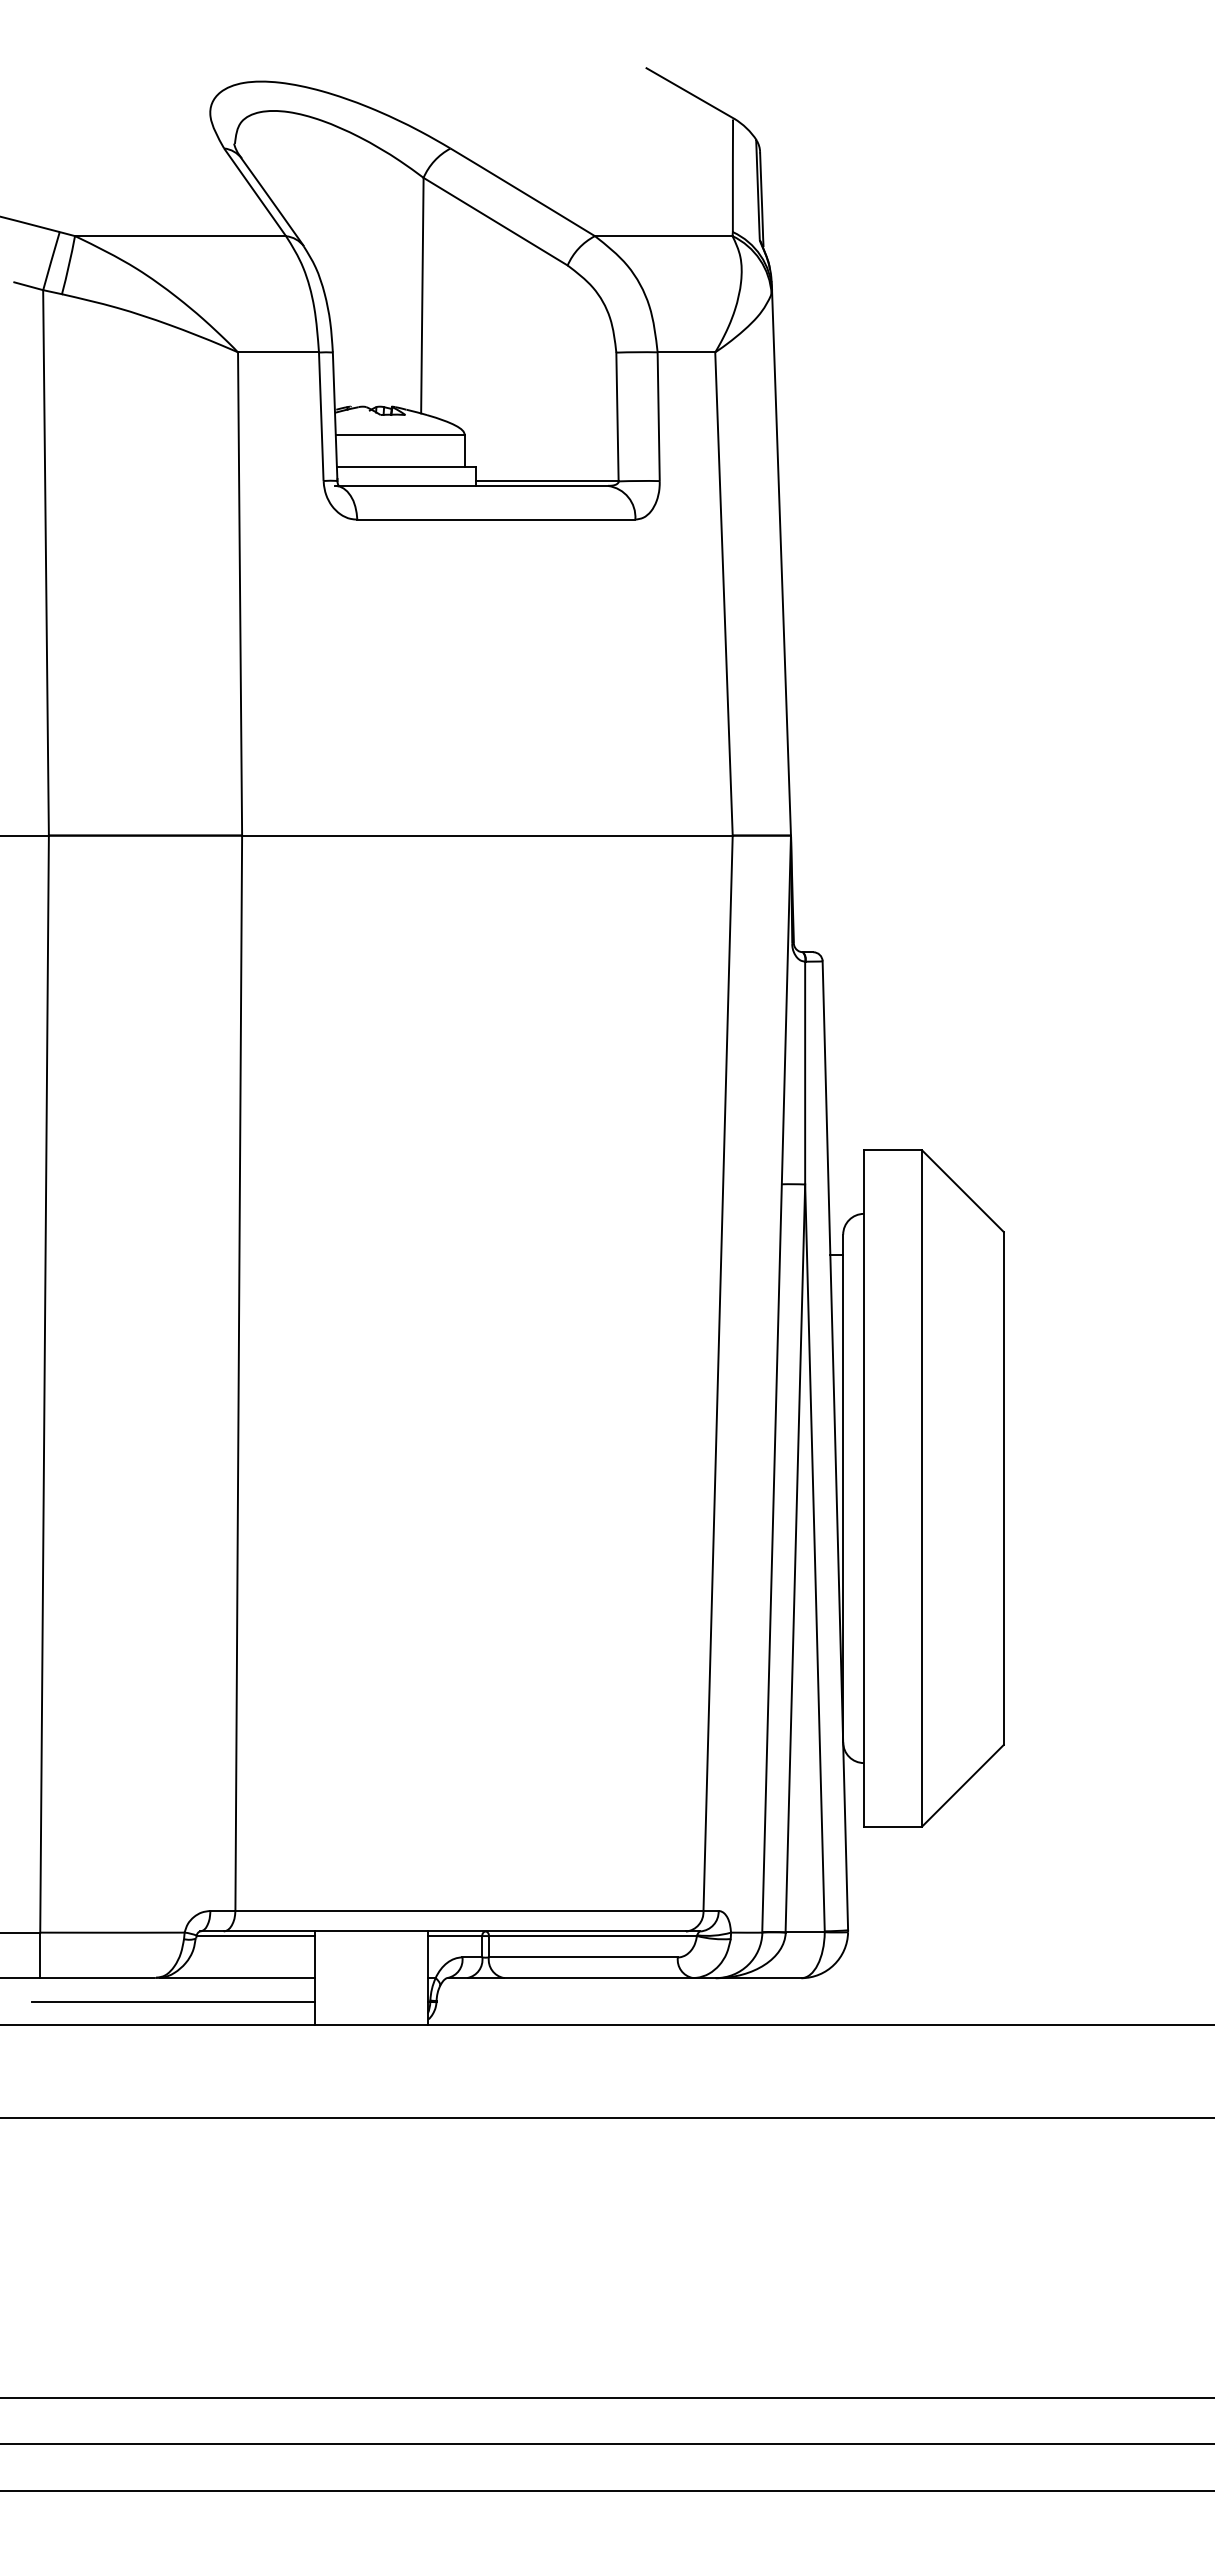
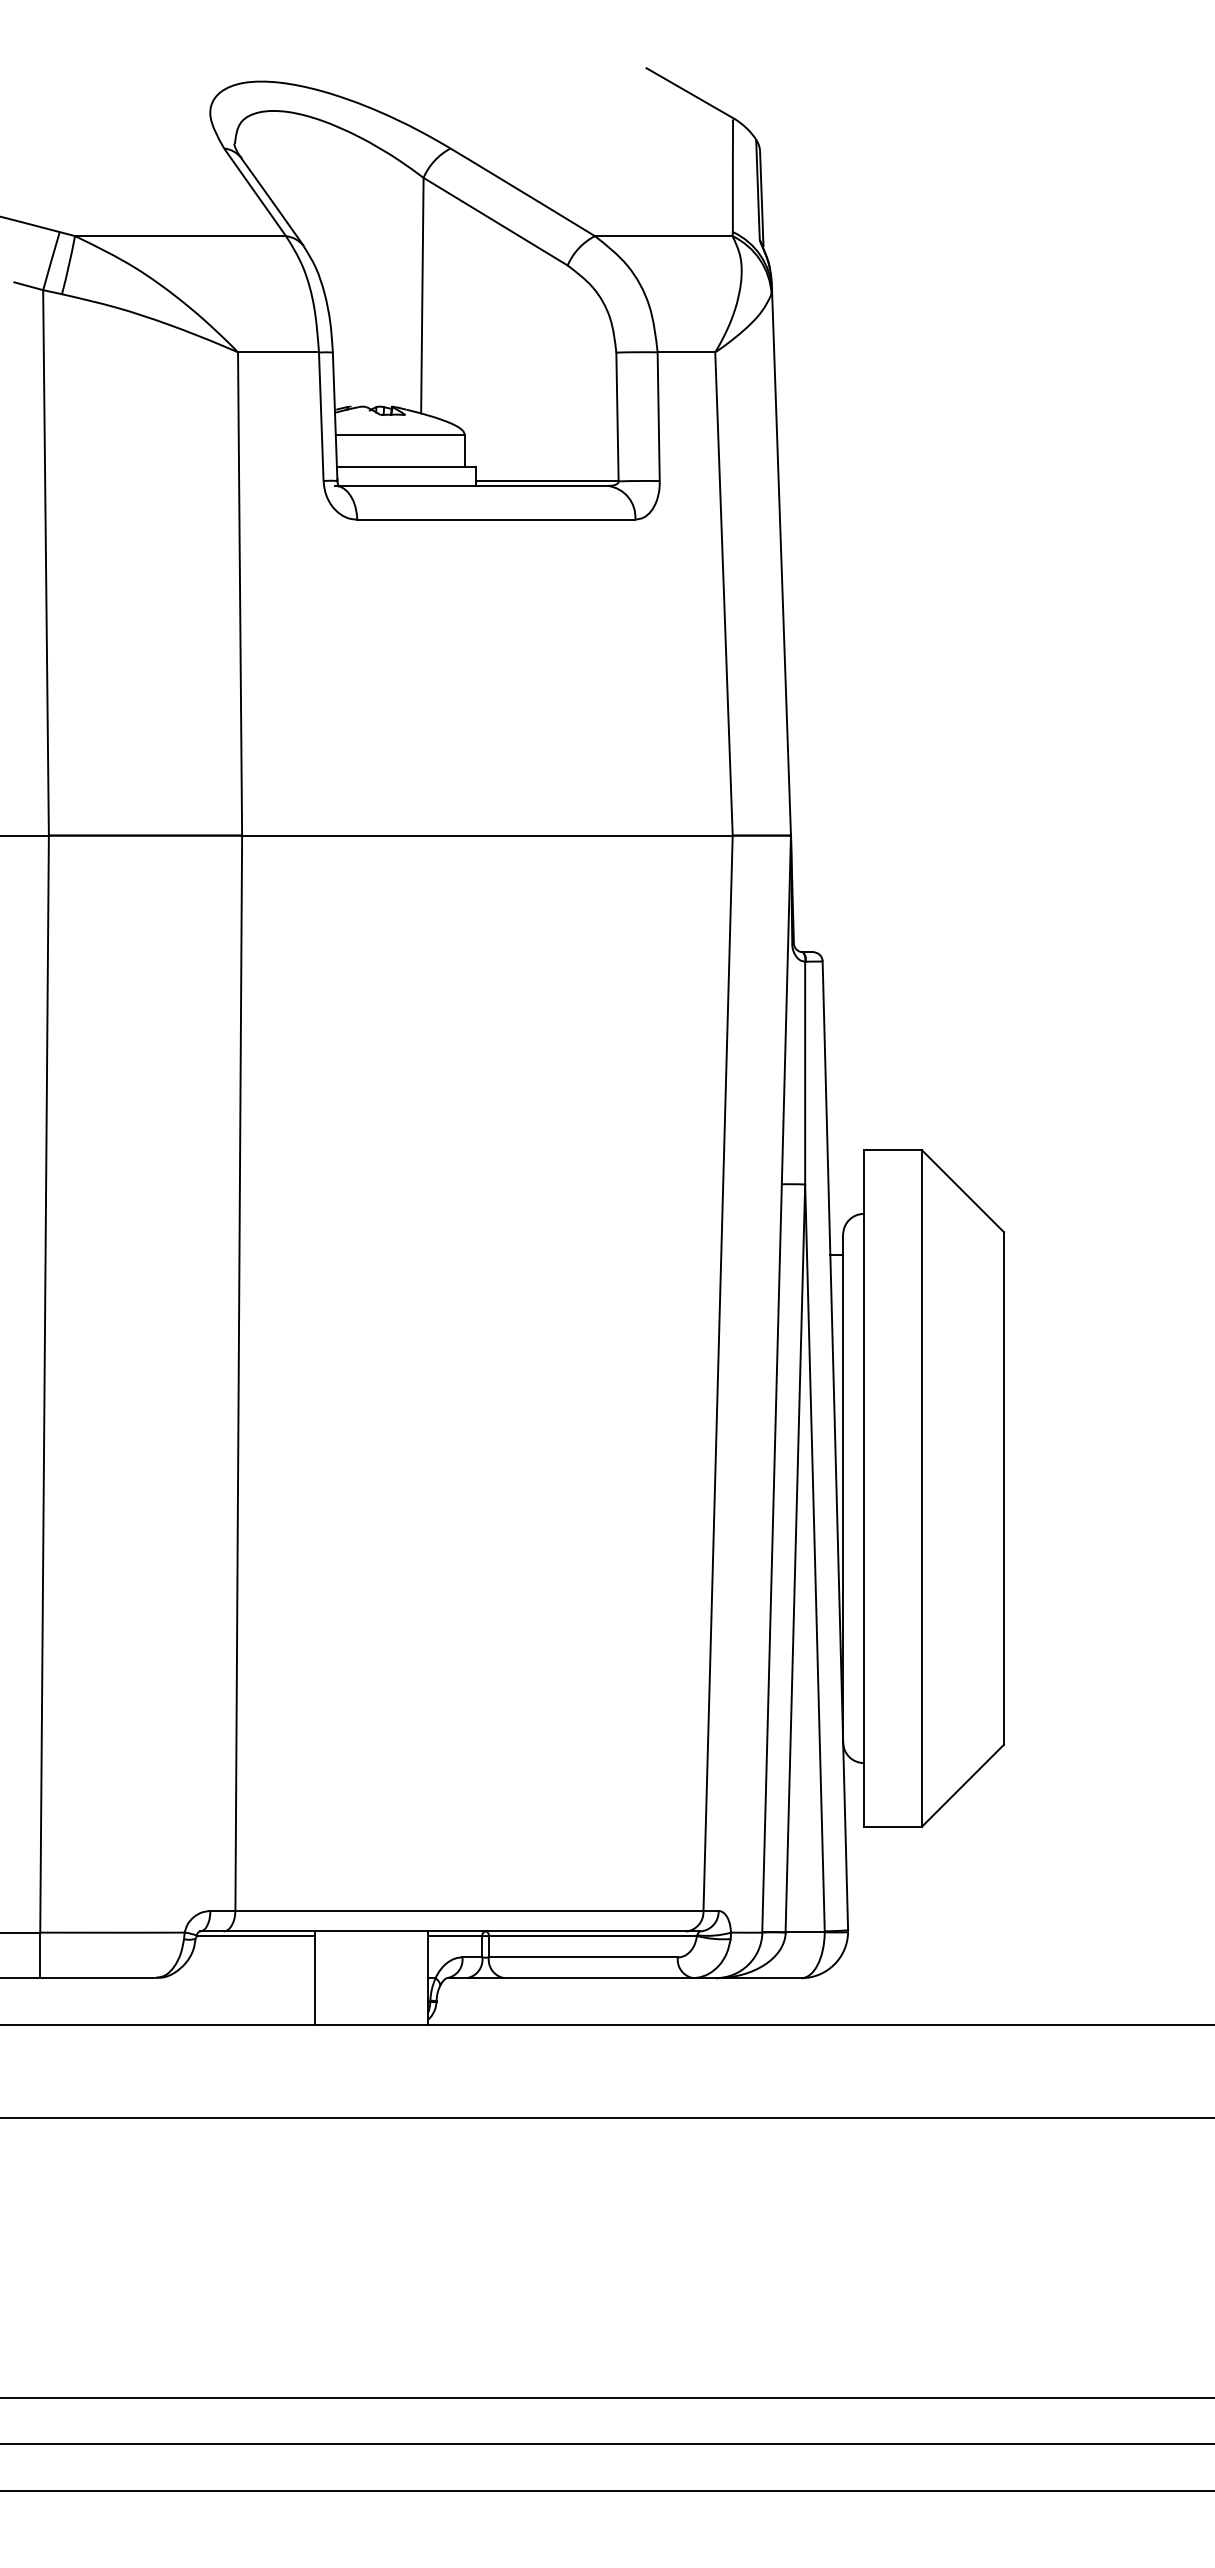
line: present -> none (236, 1978)
line: present -> none (173, 2002)
